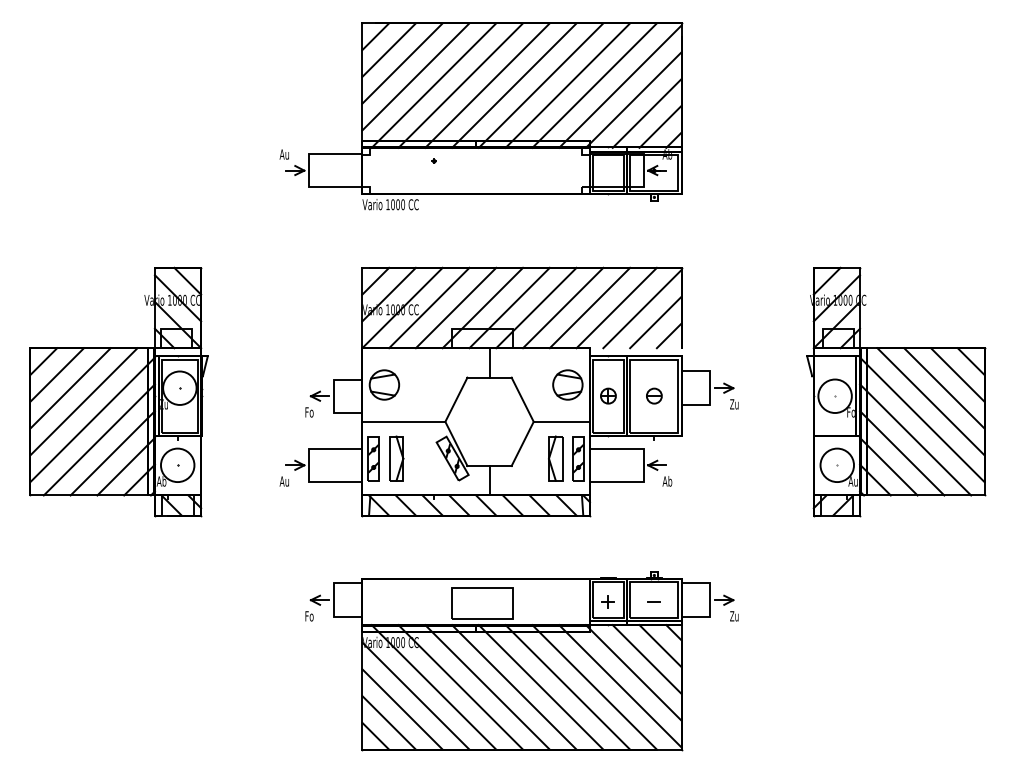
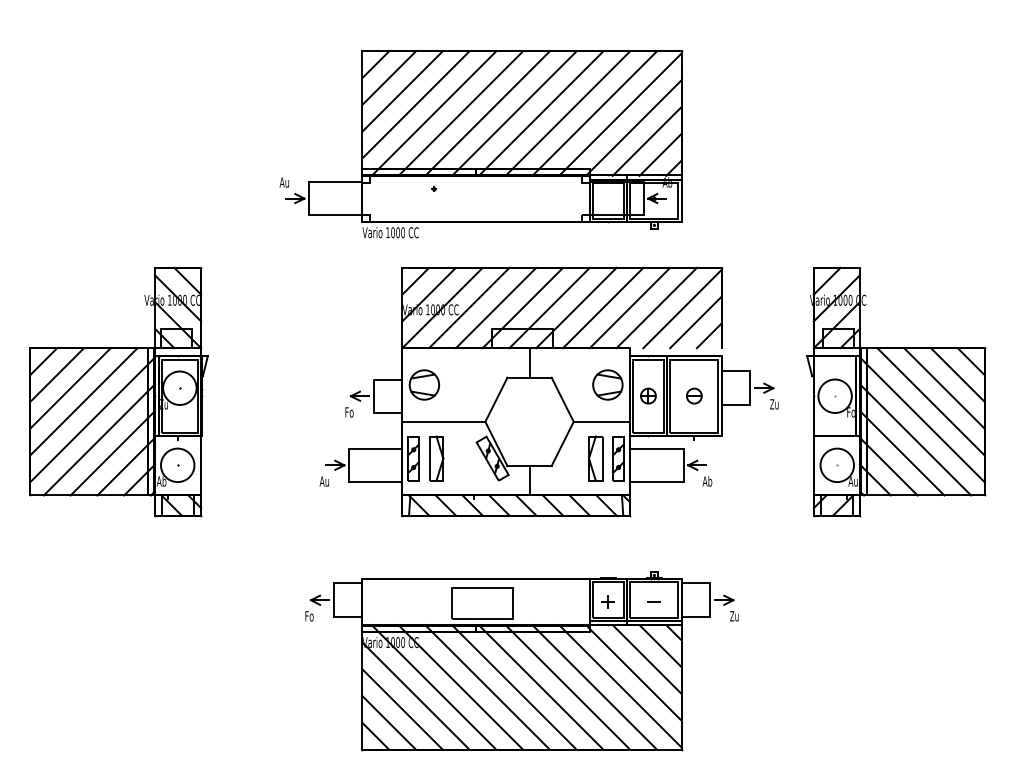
part position: (481, 116) -> (481, 144) (481, 144)
part position: (508, 391) -> (548, 391) (548, 391)
